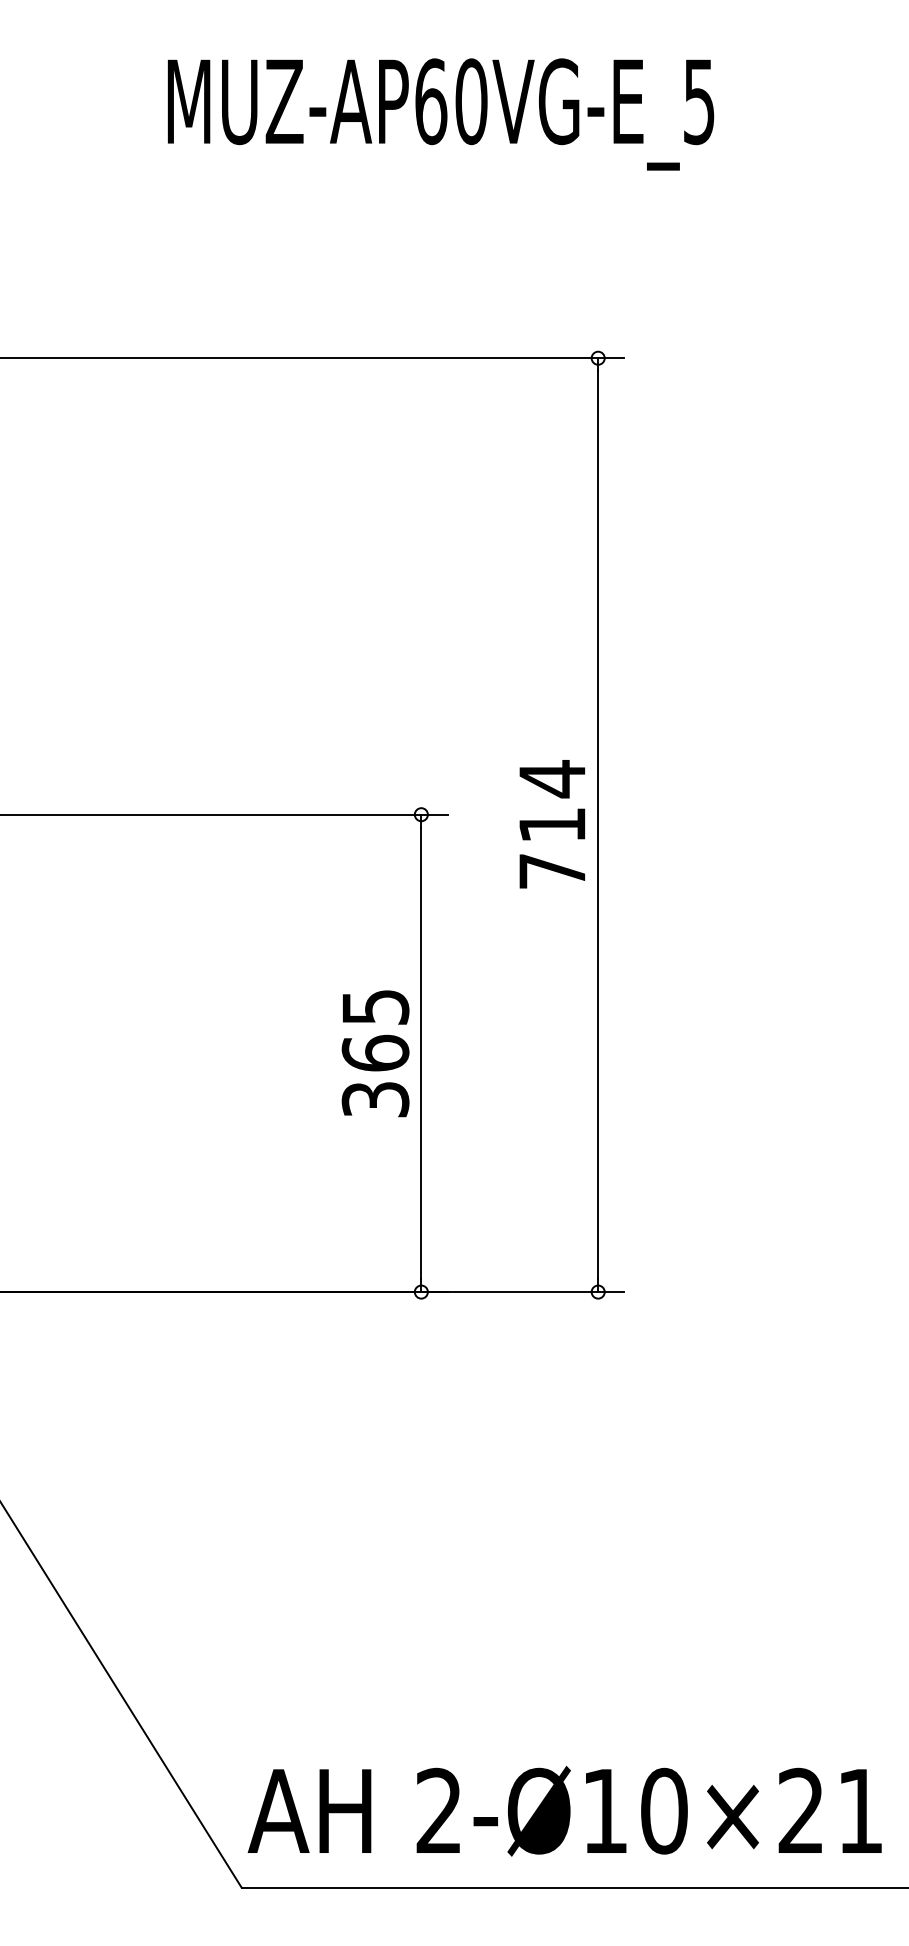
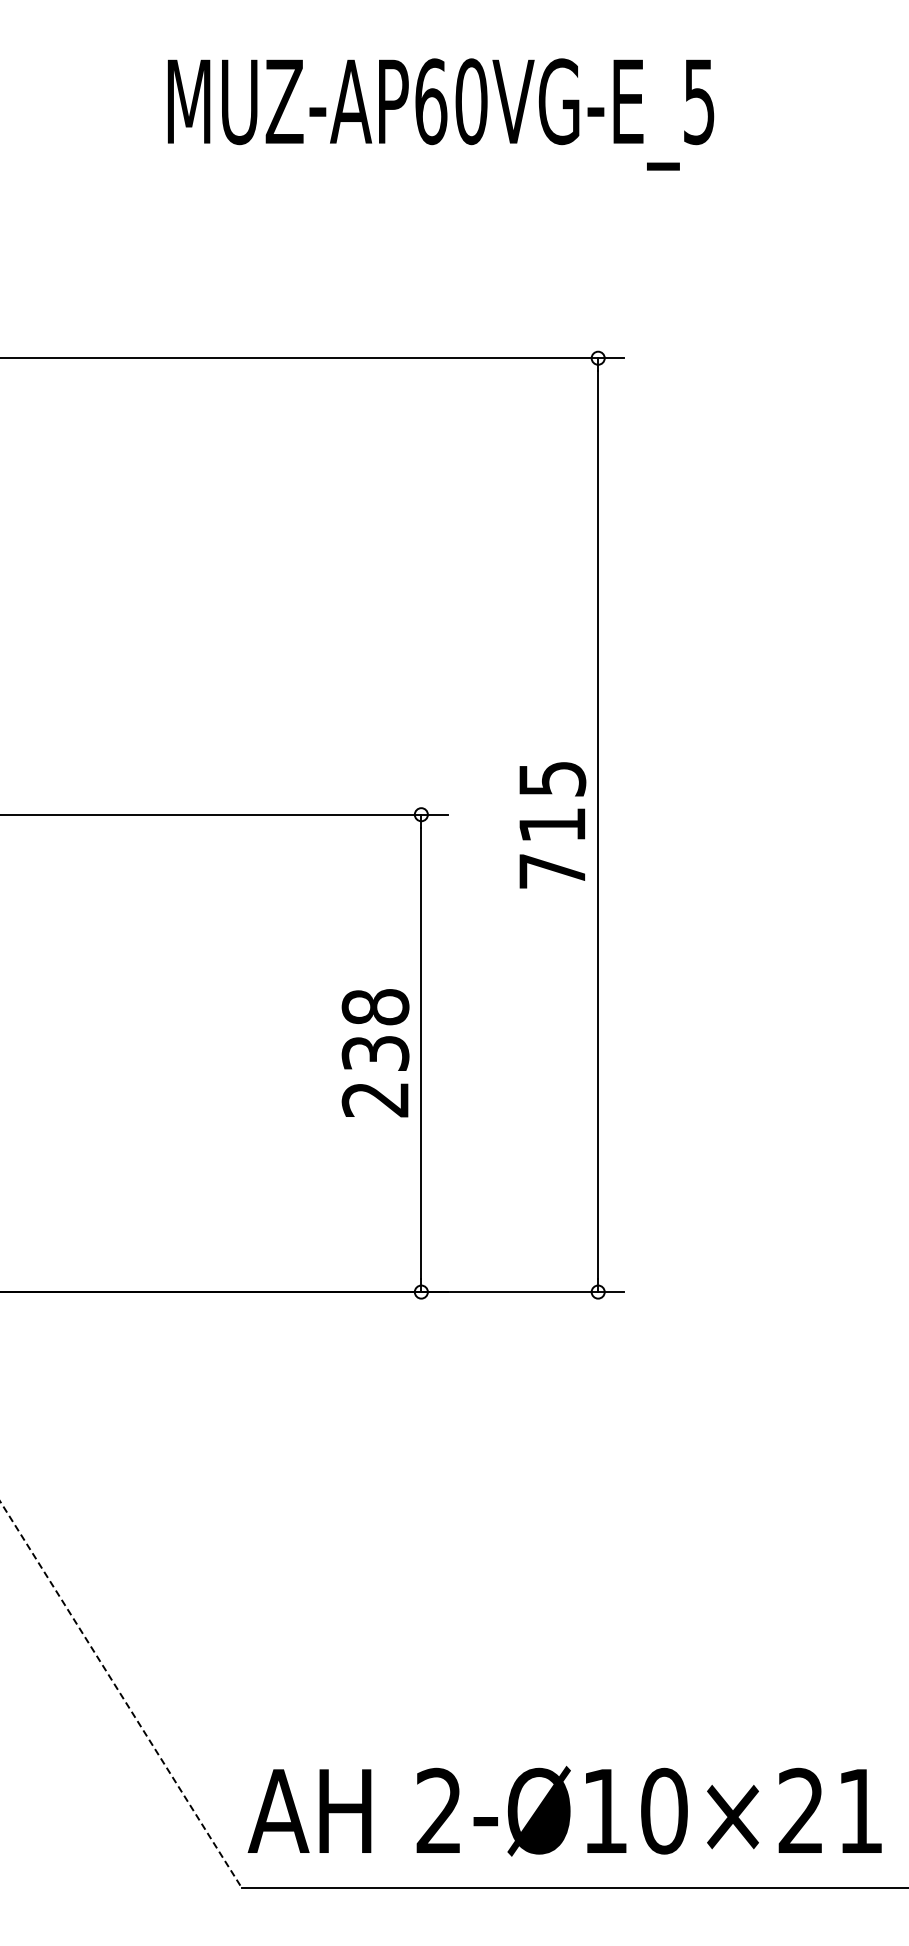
text: 714 -> 715 (552, 779)
text: 365 -> 238 (375, 1053)
line: solid -> dashed (120, 1694)
